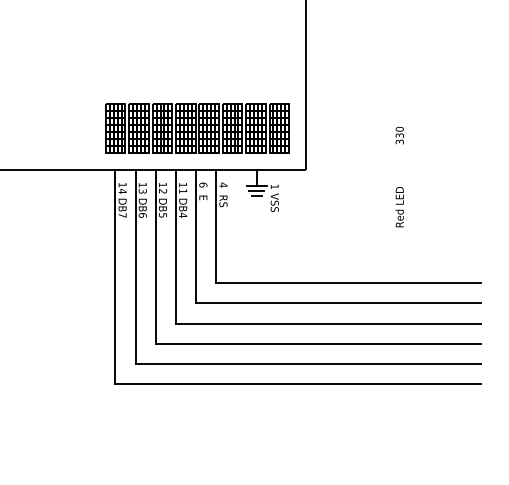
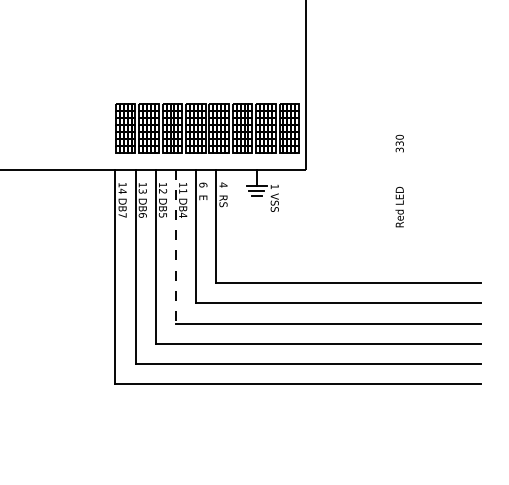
part position: (197, 128) -> (207, 128) (207, 128)
text position: (399, 135) -> (399, 143) (399, 143)
line: solid -> dashed (175, 246)
